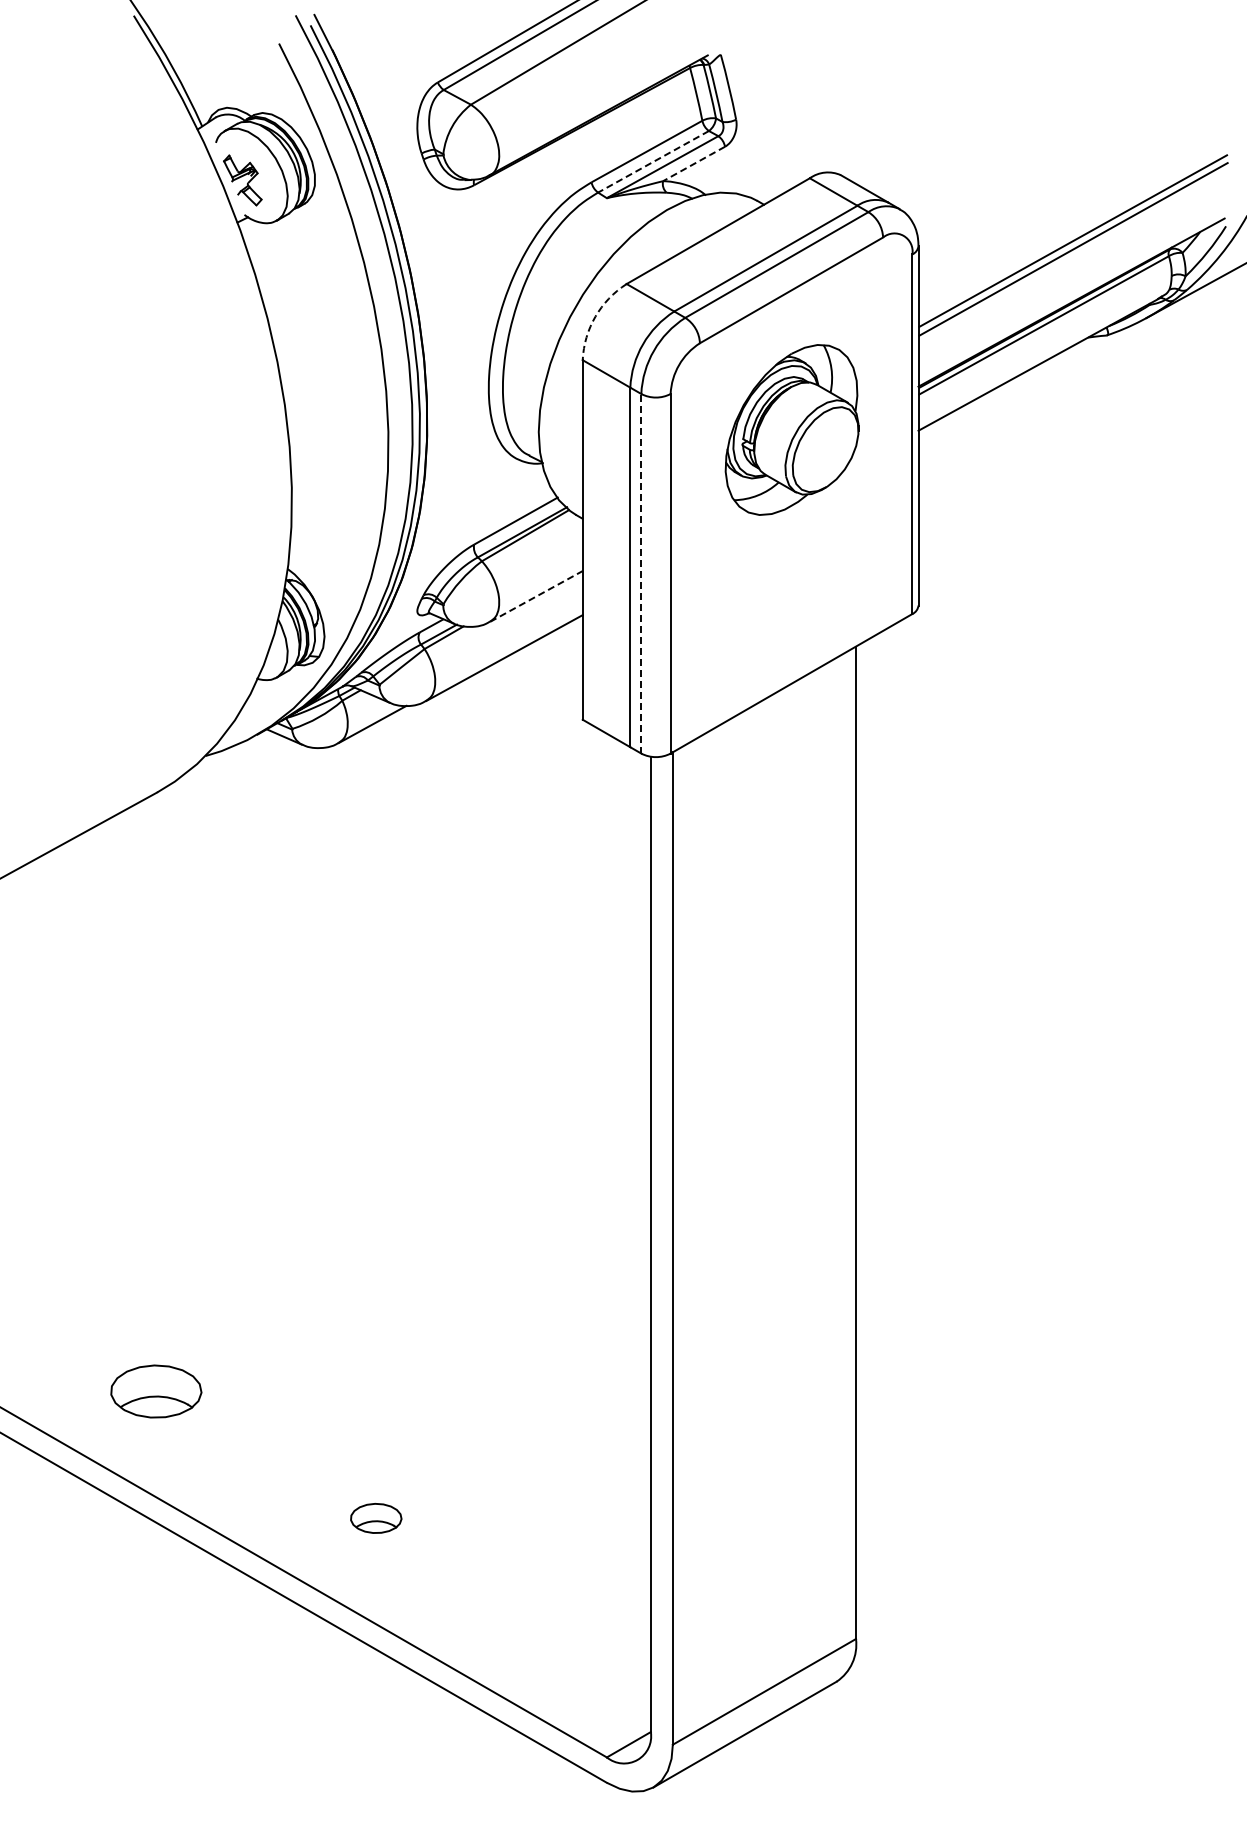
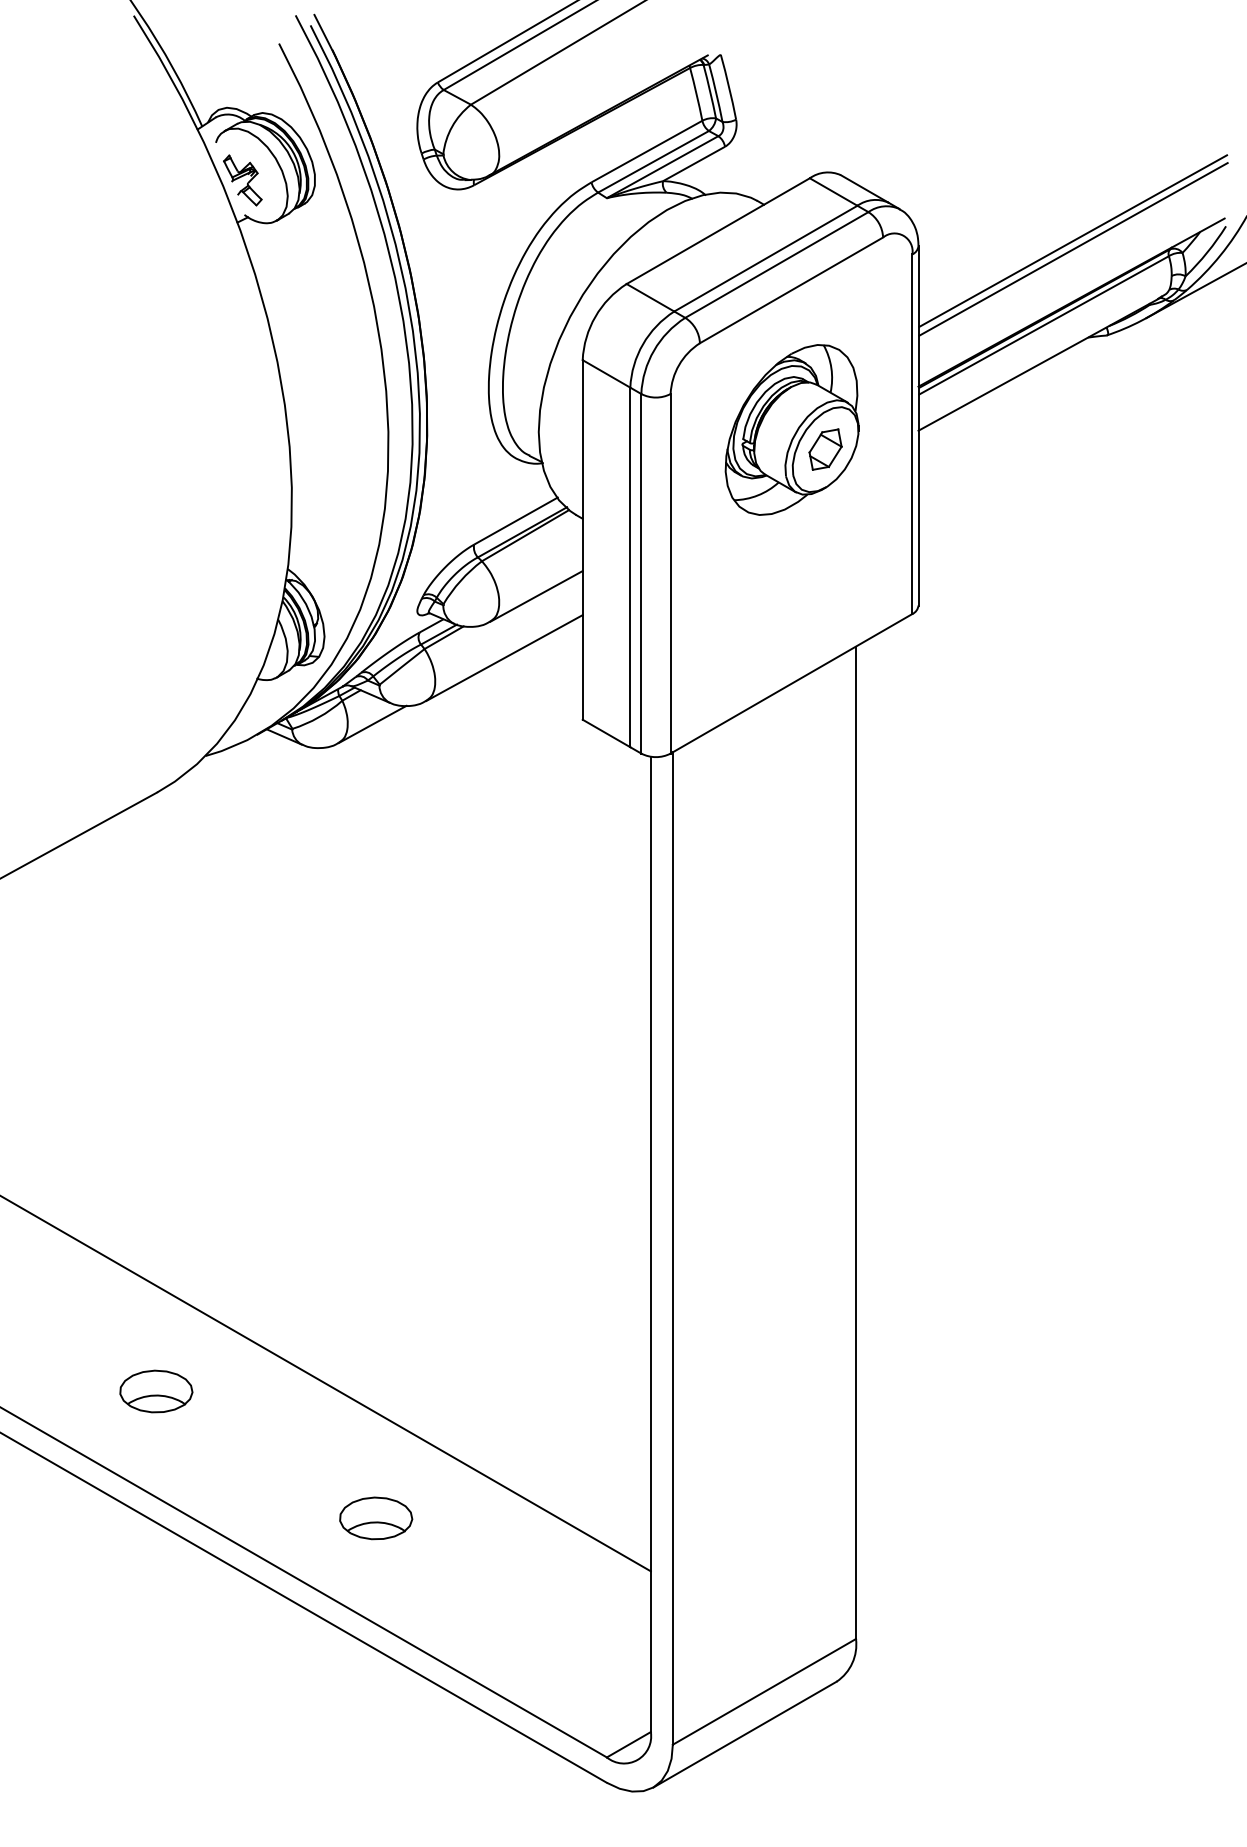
line: dashed -> solid (653, 162)
line: dashed -> solid (694, 163)
arc: dashed -> solid (595, 316)
part: none -> present (825, 449)
line: dashed -> solid (641, 573)
line: dashed -> solid (536, 596)
line: none -> present (326, 1383)
part size: 93x55 px -> 75x45 px (156, 1391)
part size: 53x31 px -> 75x45 px (376, 1518)
